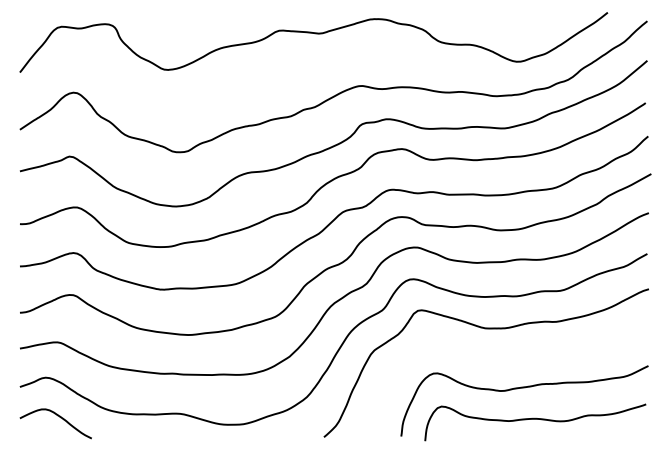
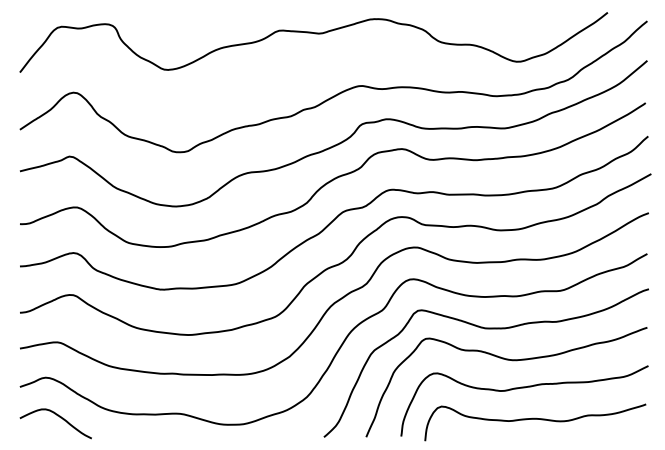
curve: none -> present (512, 361)
